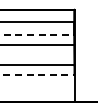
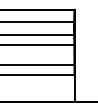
line: dashed -> solid (37, 35)
line: dashed -> solid (37, 75)
